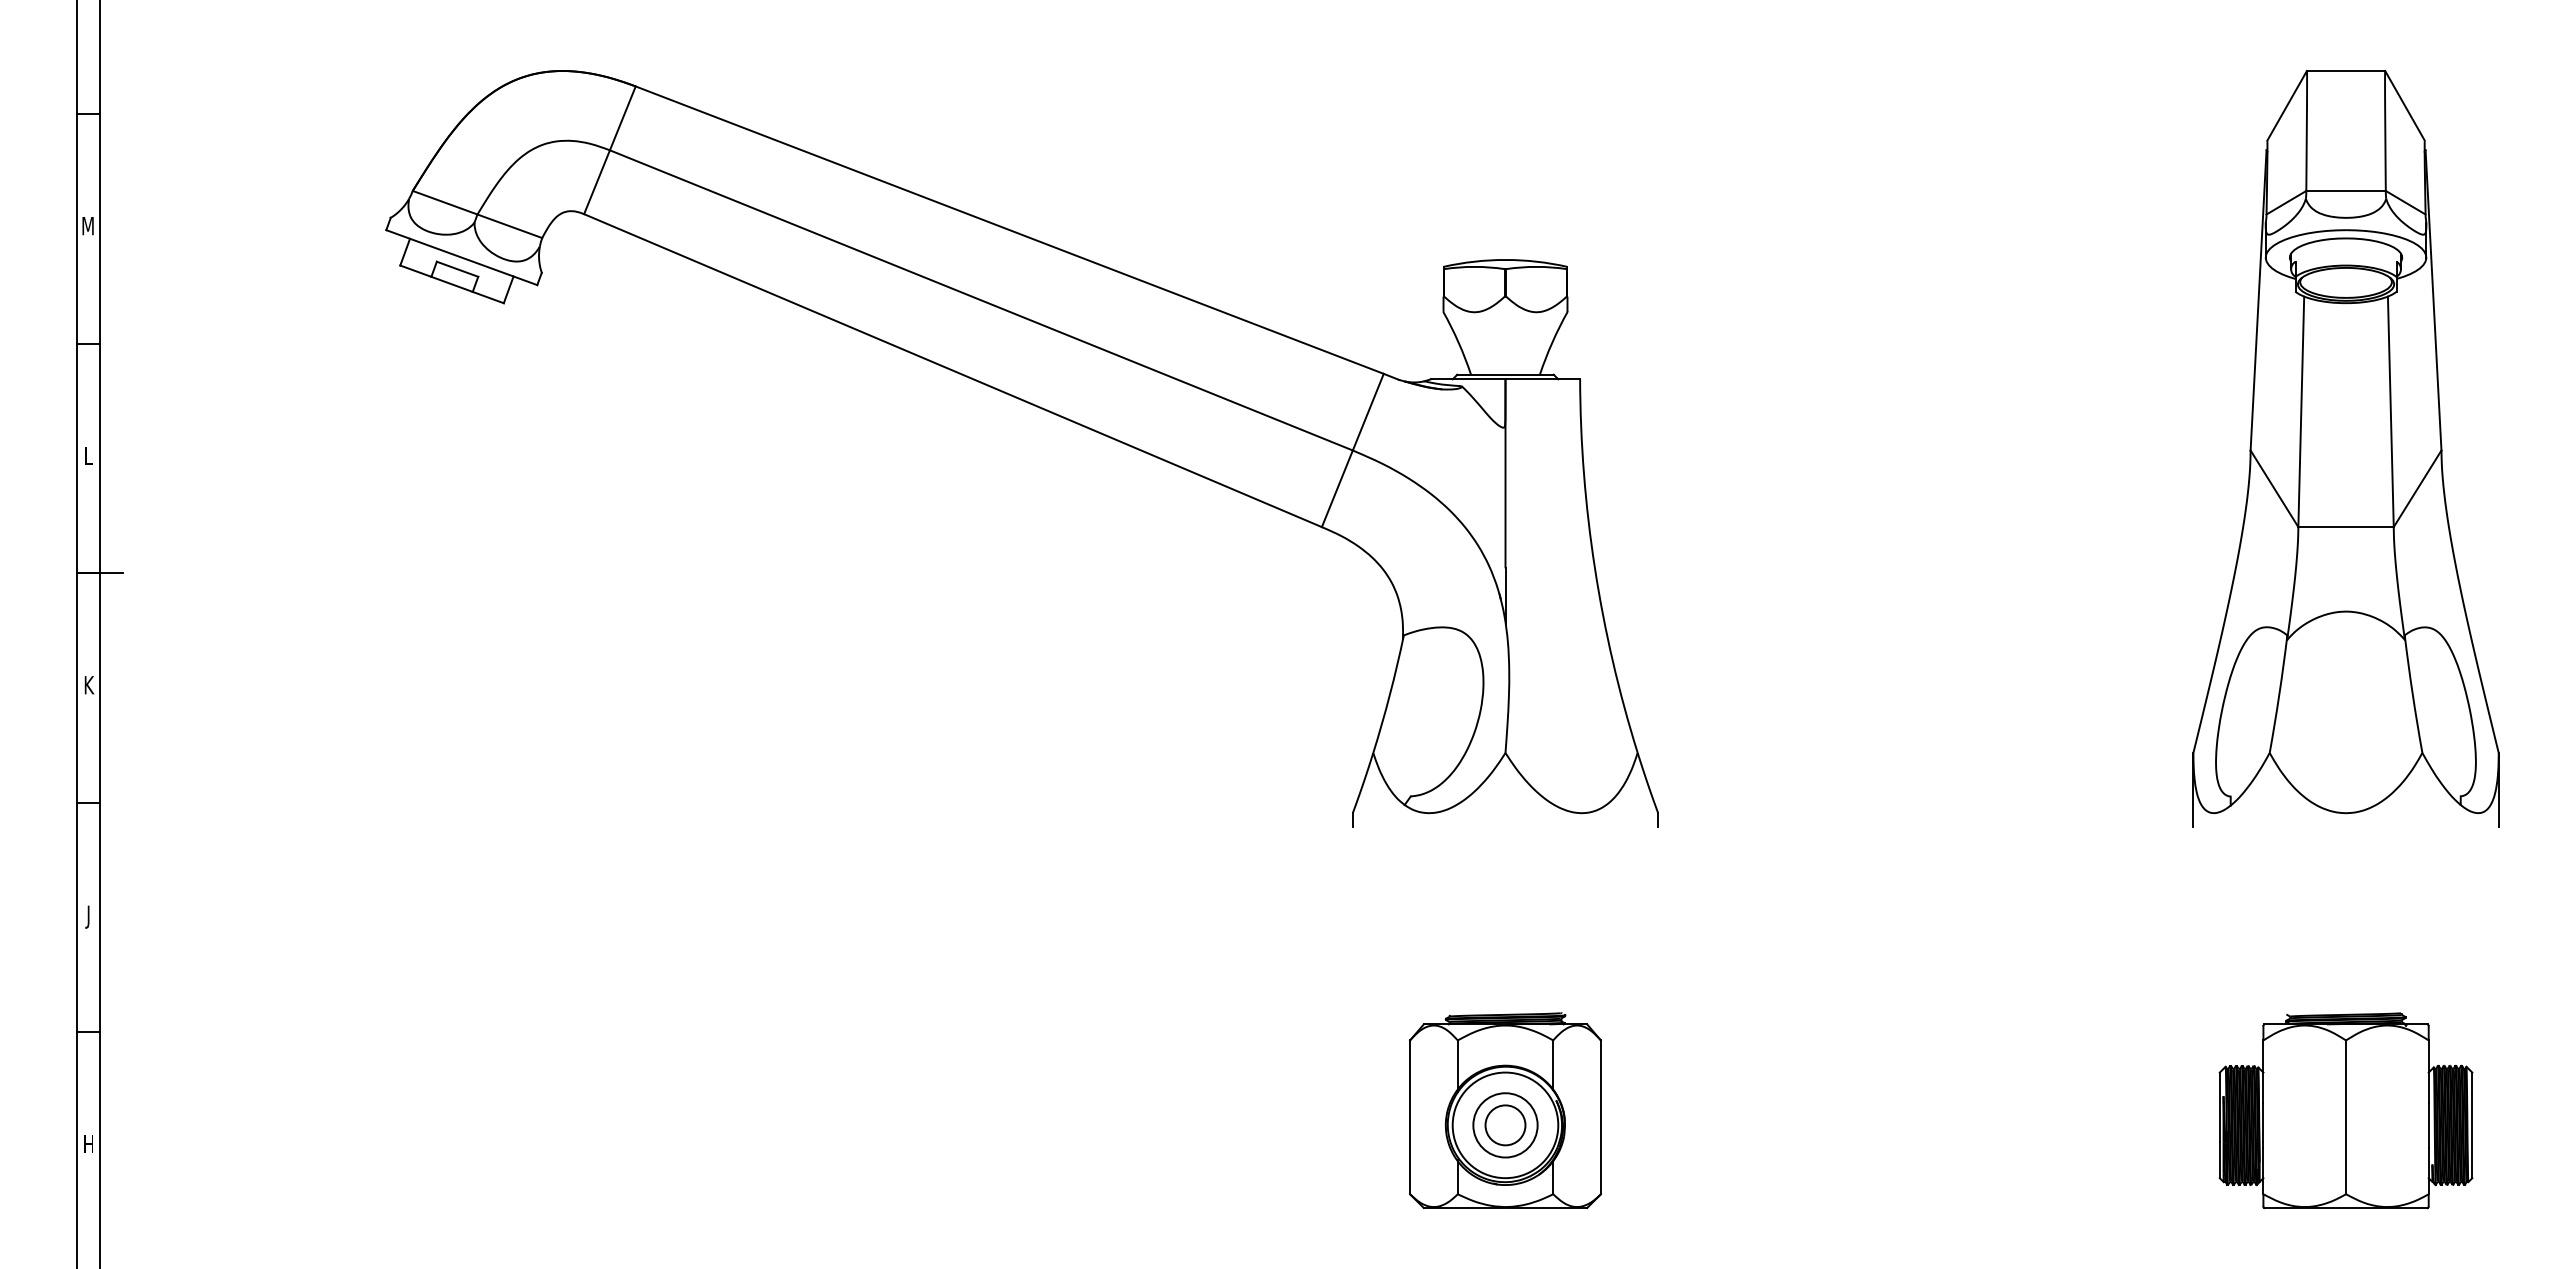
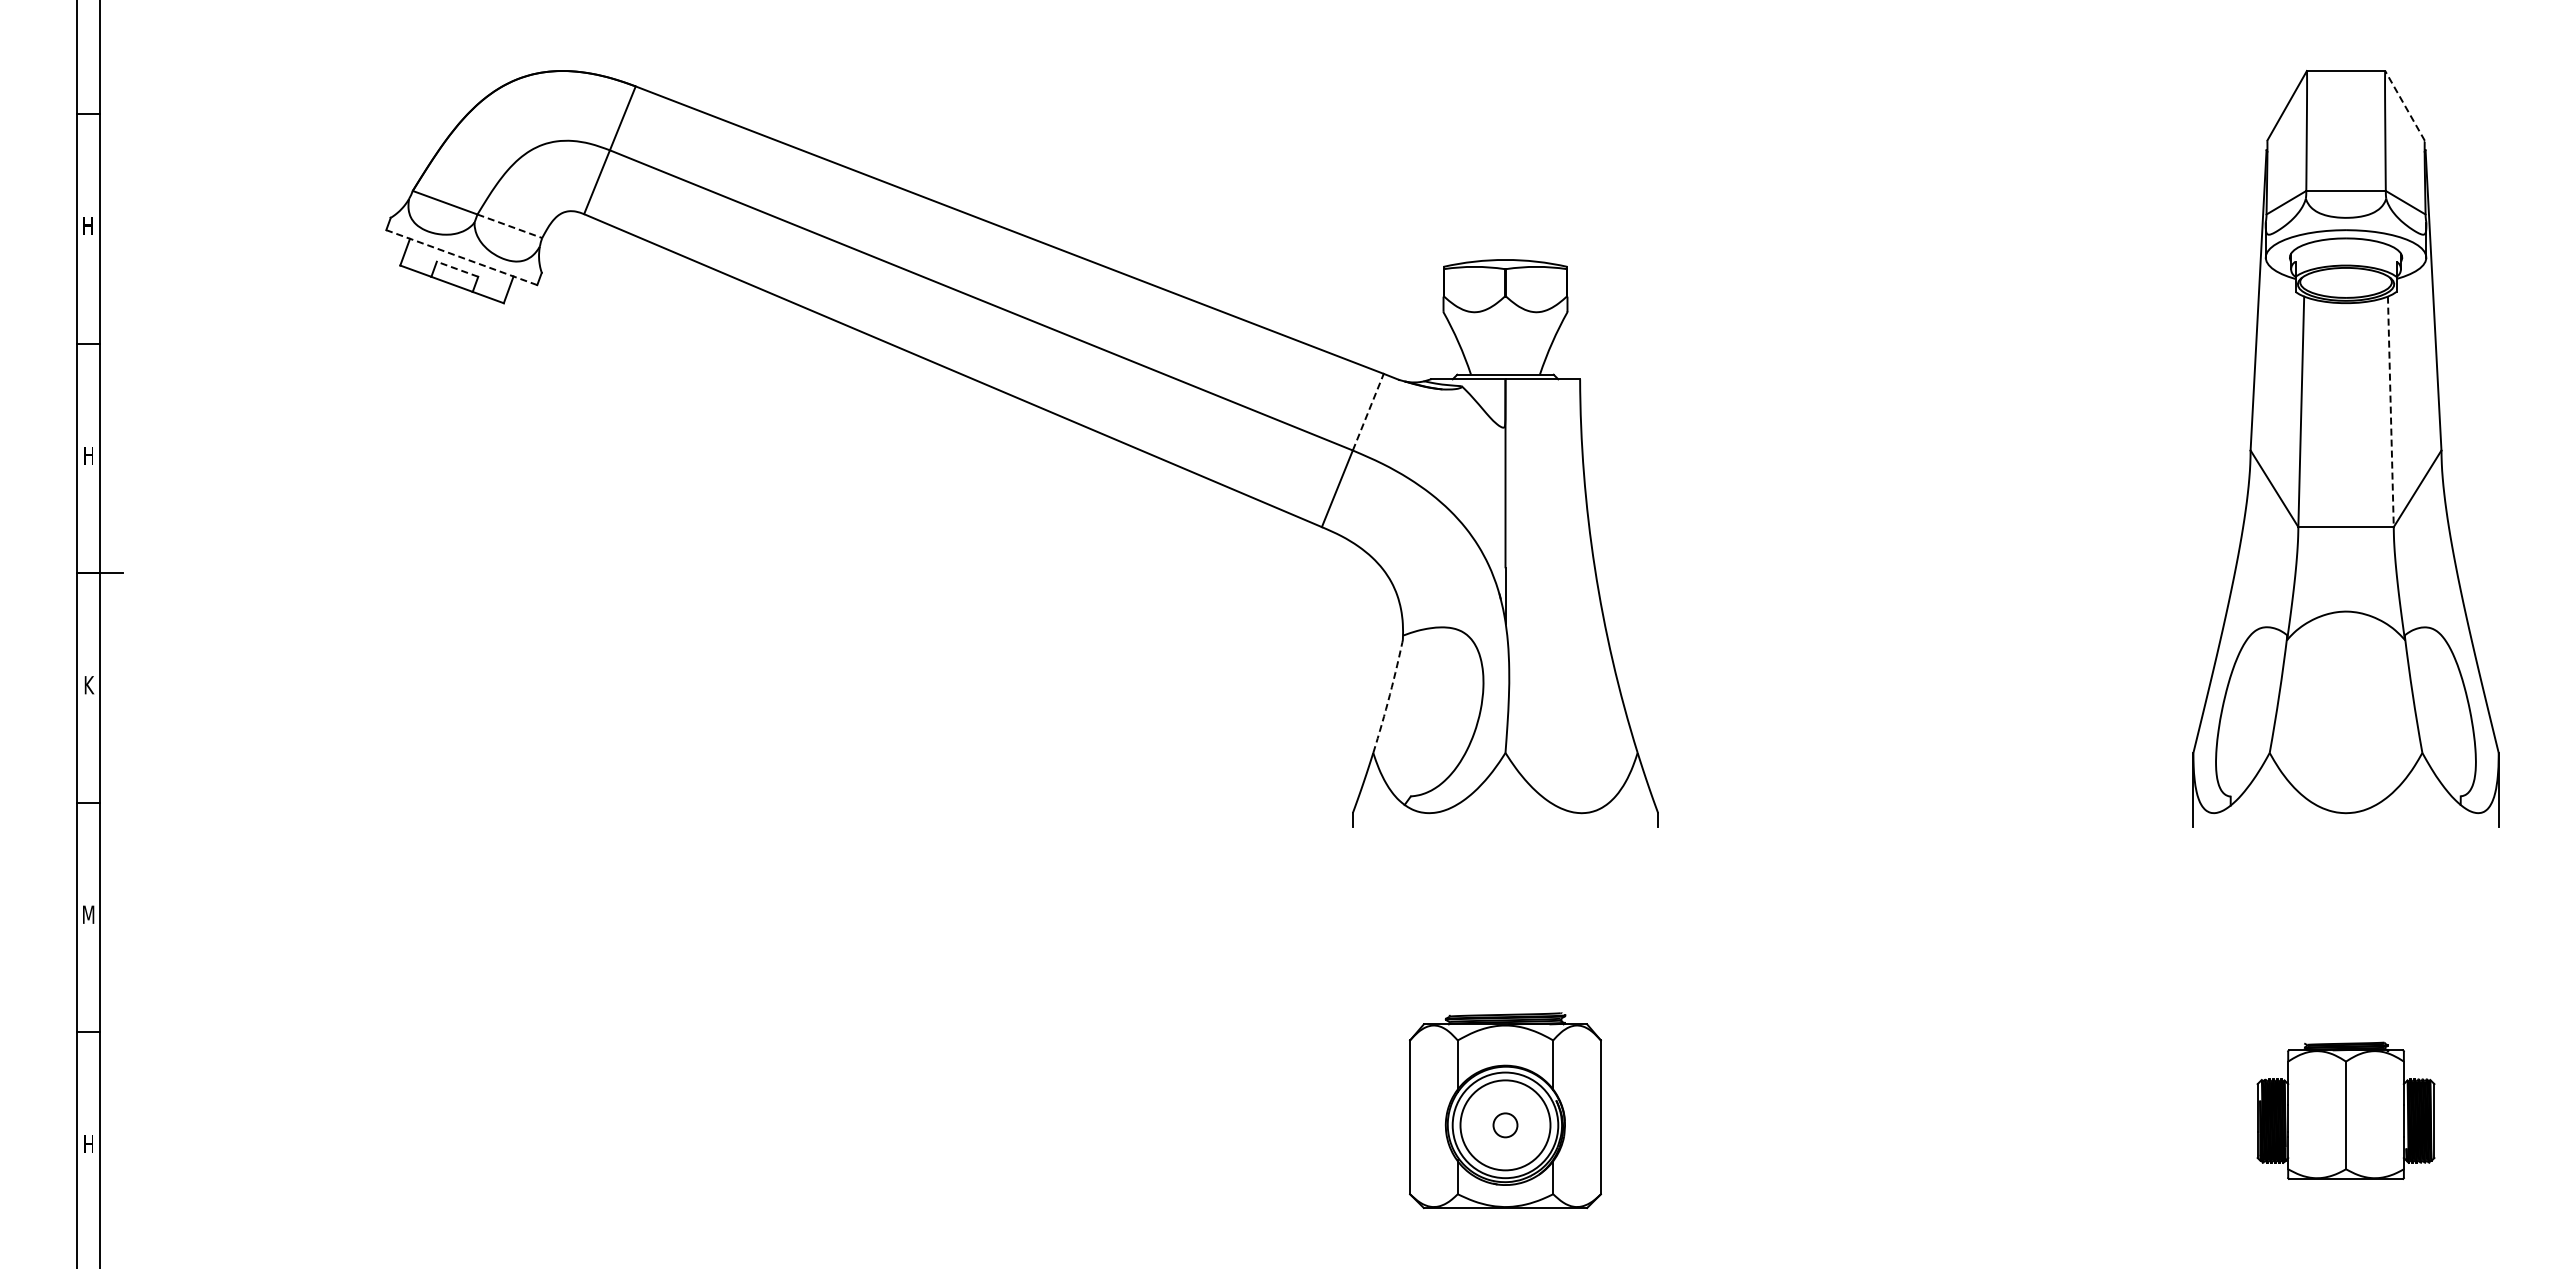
line: solid -> dashed (2404, 105)
text: M -> H (87, 226)
line: solid -> dashed (510, 226)
line: solid -> dashed (461, 257)
line: solid -> dashed (457, 269)
line: solid -> dashed (1368, 411)
line: solid -> dashed (2390, 412)
text: L -> H (88, 455)
arc: solid -> dashed (1389, 694)
text: J -> M (88, 916)
part size: 256x198 px -> 180x139 px (2345, 1110)
circle diameter: 40 px -> 24 px (1505, 1125)
circle diameter: 64 px -> 90 px (1505, 1125)
